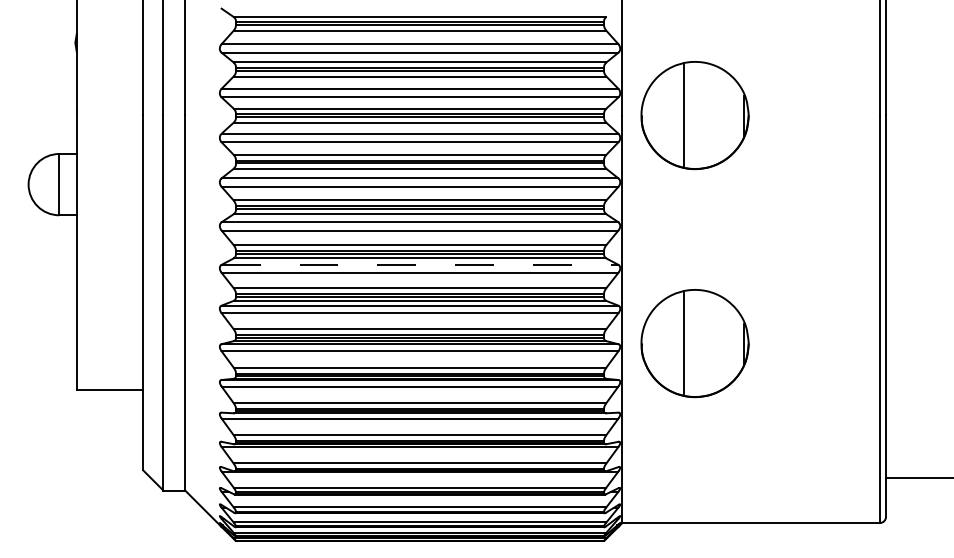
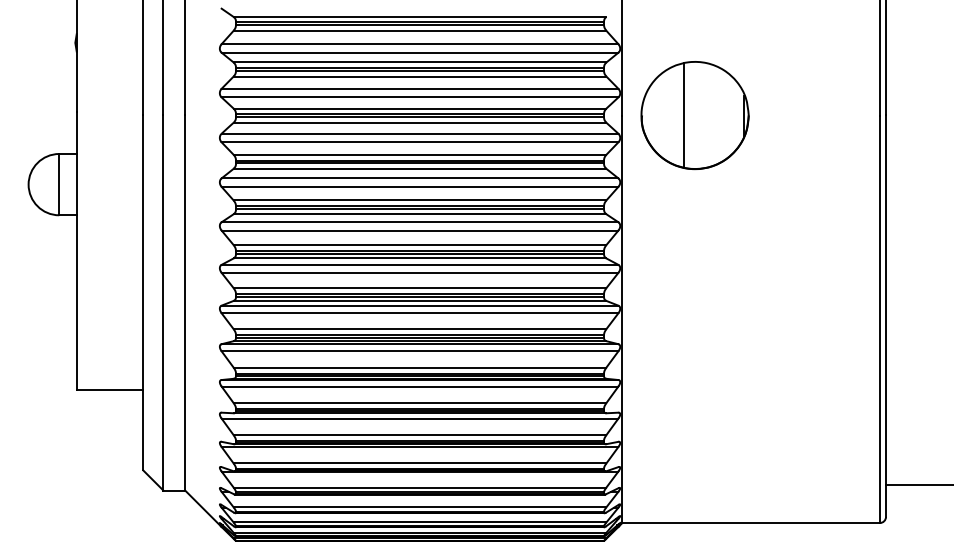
line: dashed -> solid (420, 264)
part: present -> none (694, 343)
line position: (918, 477) -> (918, 484) (918, 484)
